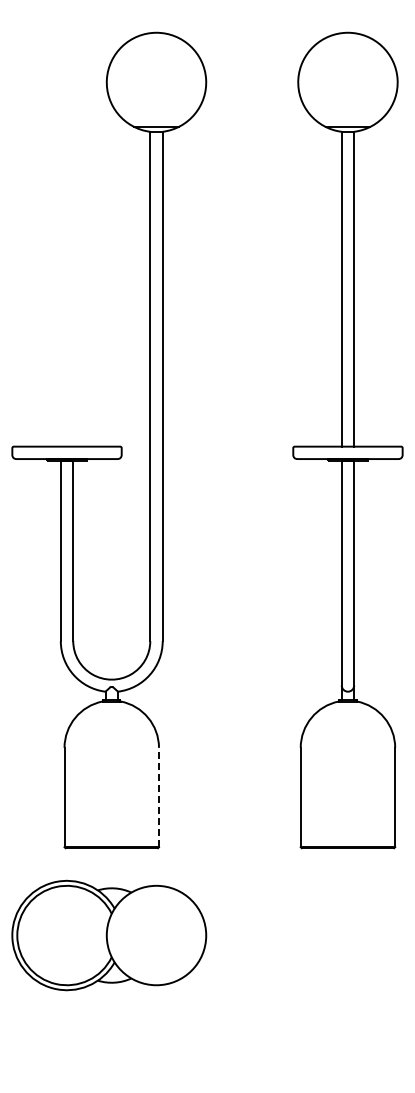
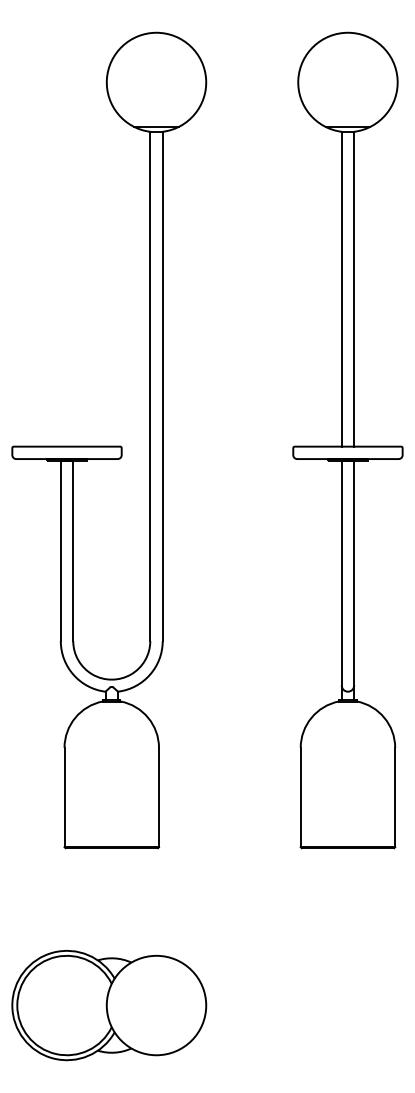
line: dashed -> solid (159, 797)
part position: (109, 935) -> (109, 1005) (109, 1005)
